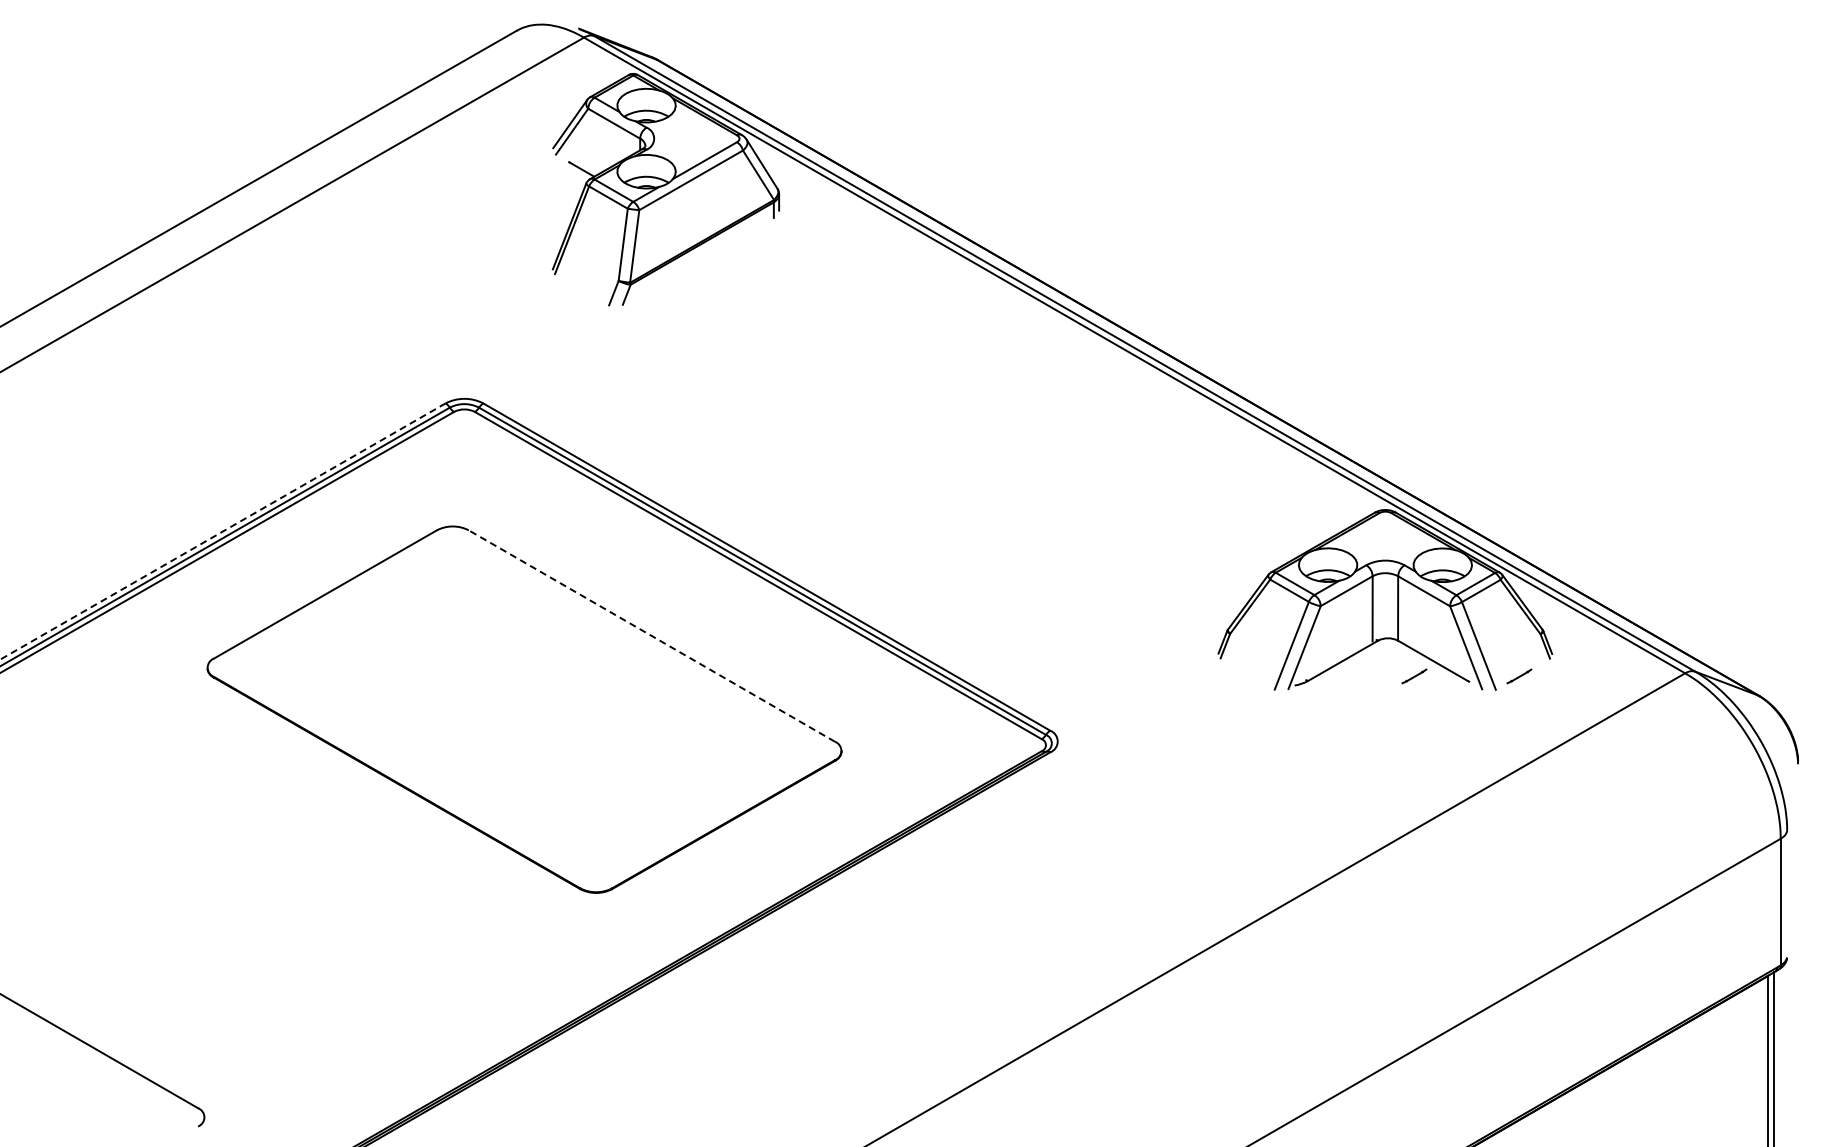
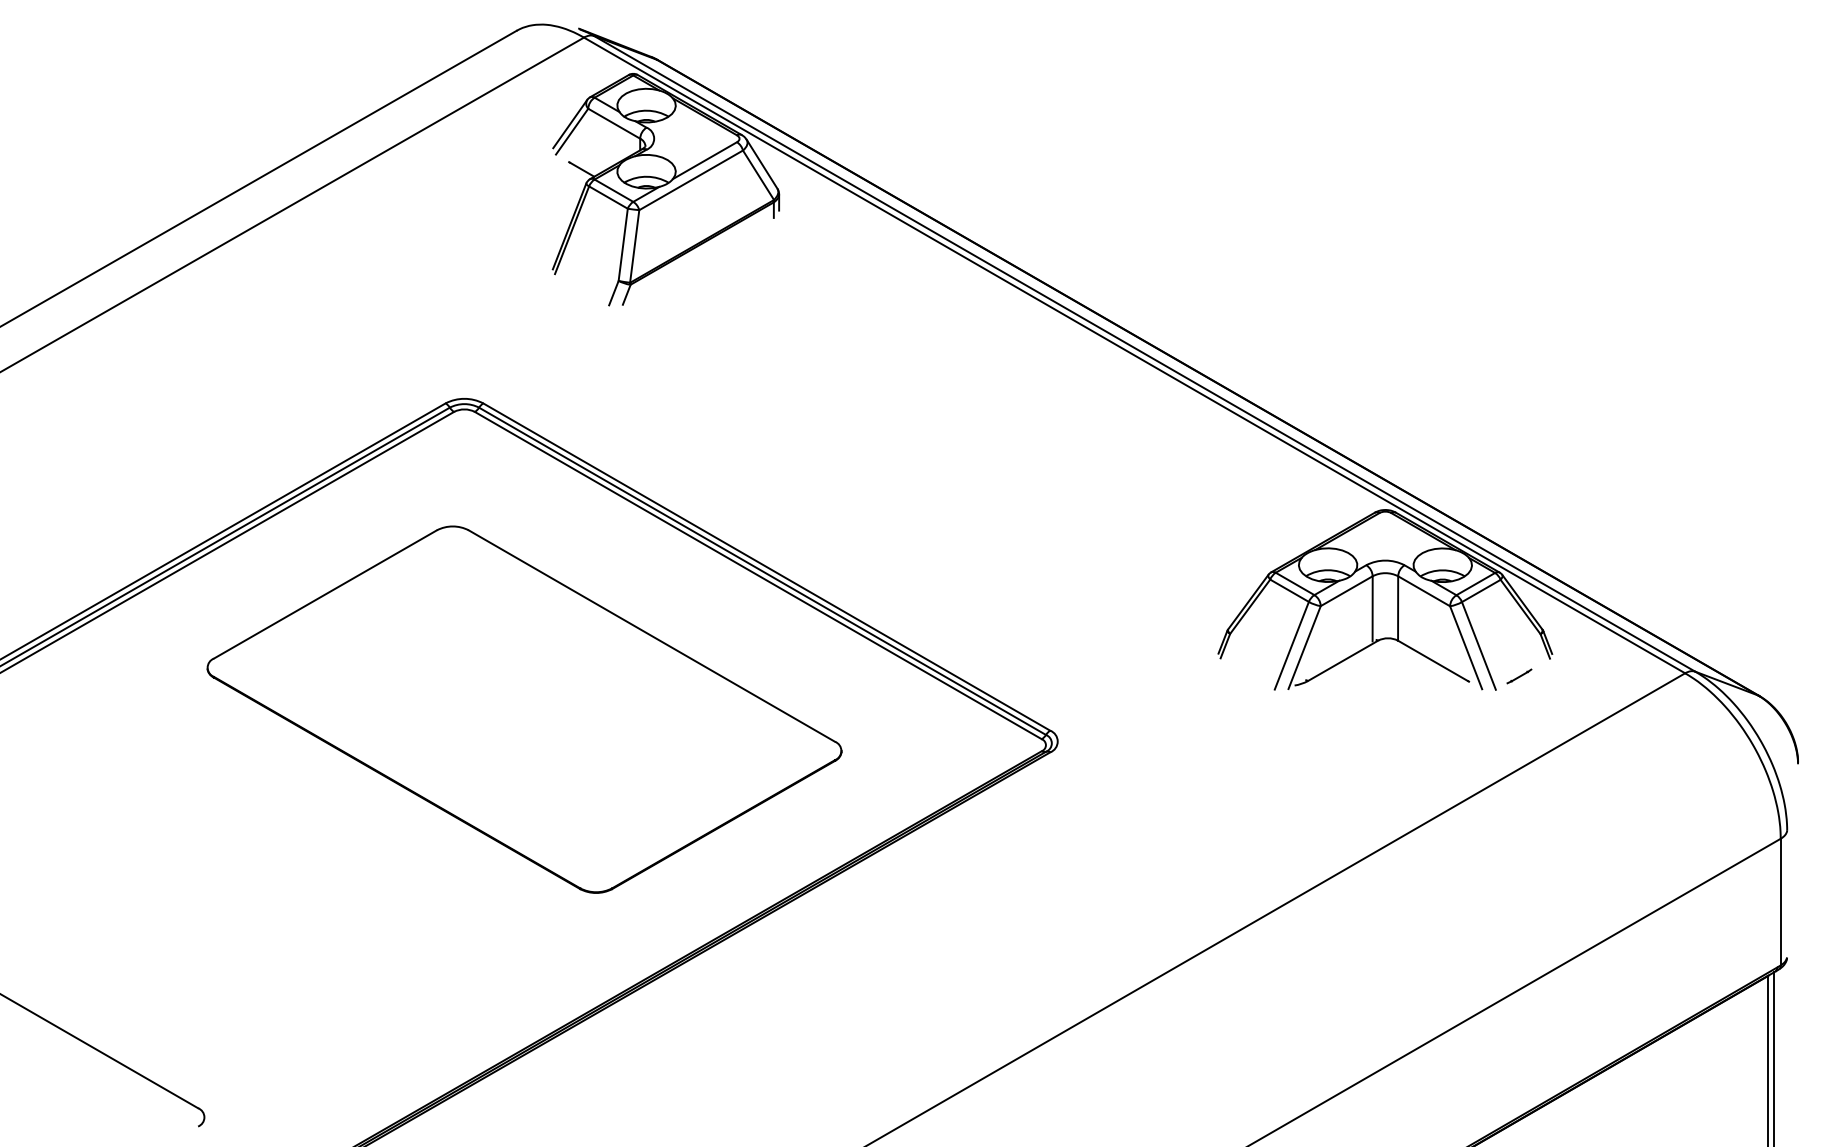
line: dashed -> solid (223, 531)
line: dashed -> solid (651, 635)
line: present -> none (1414, 676)
